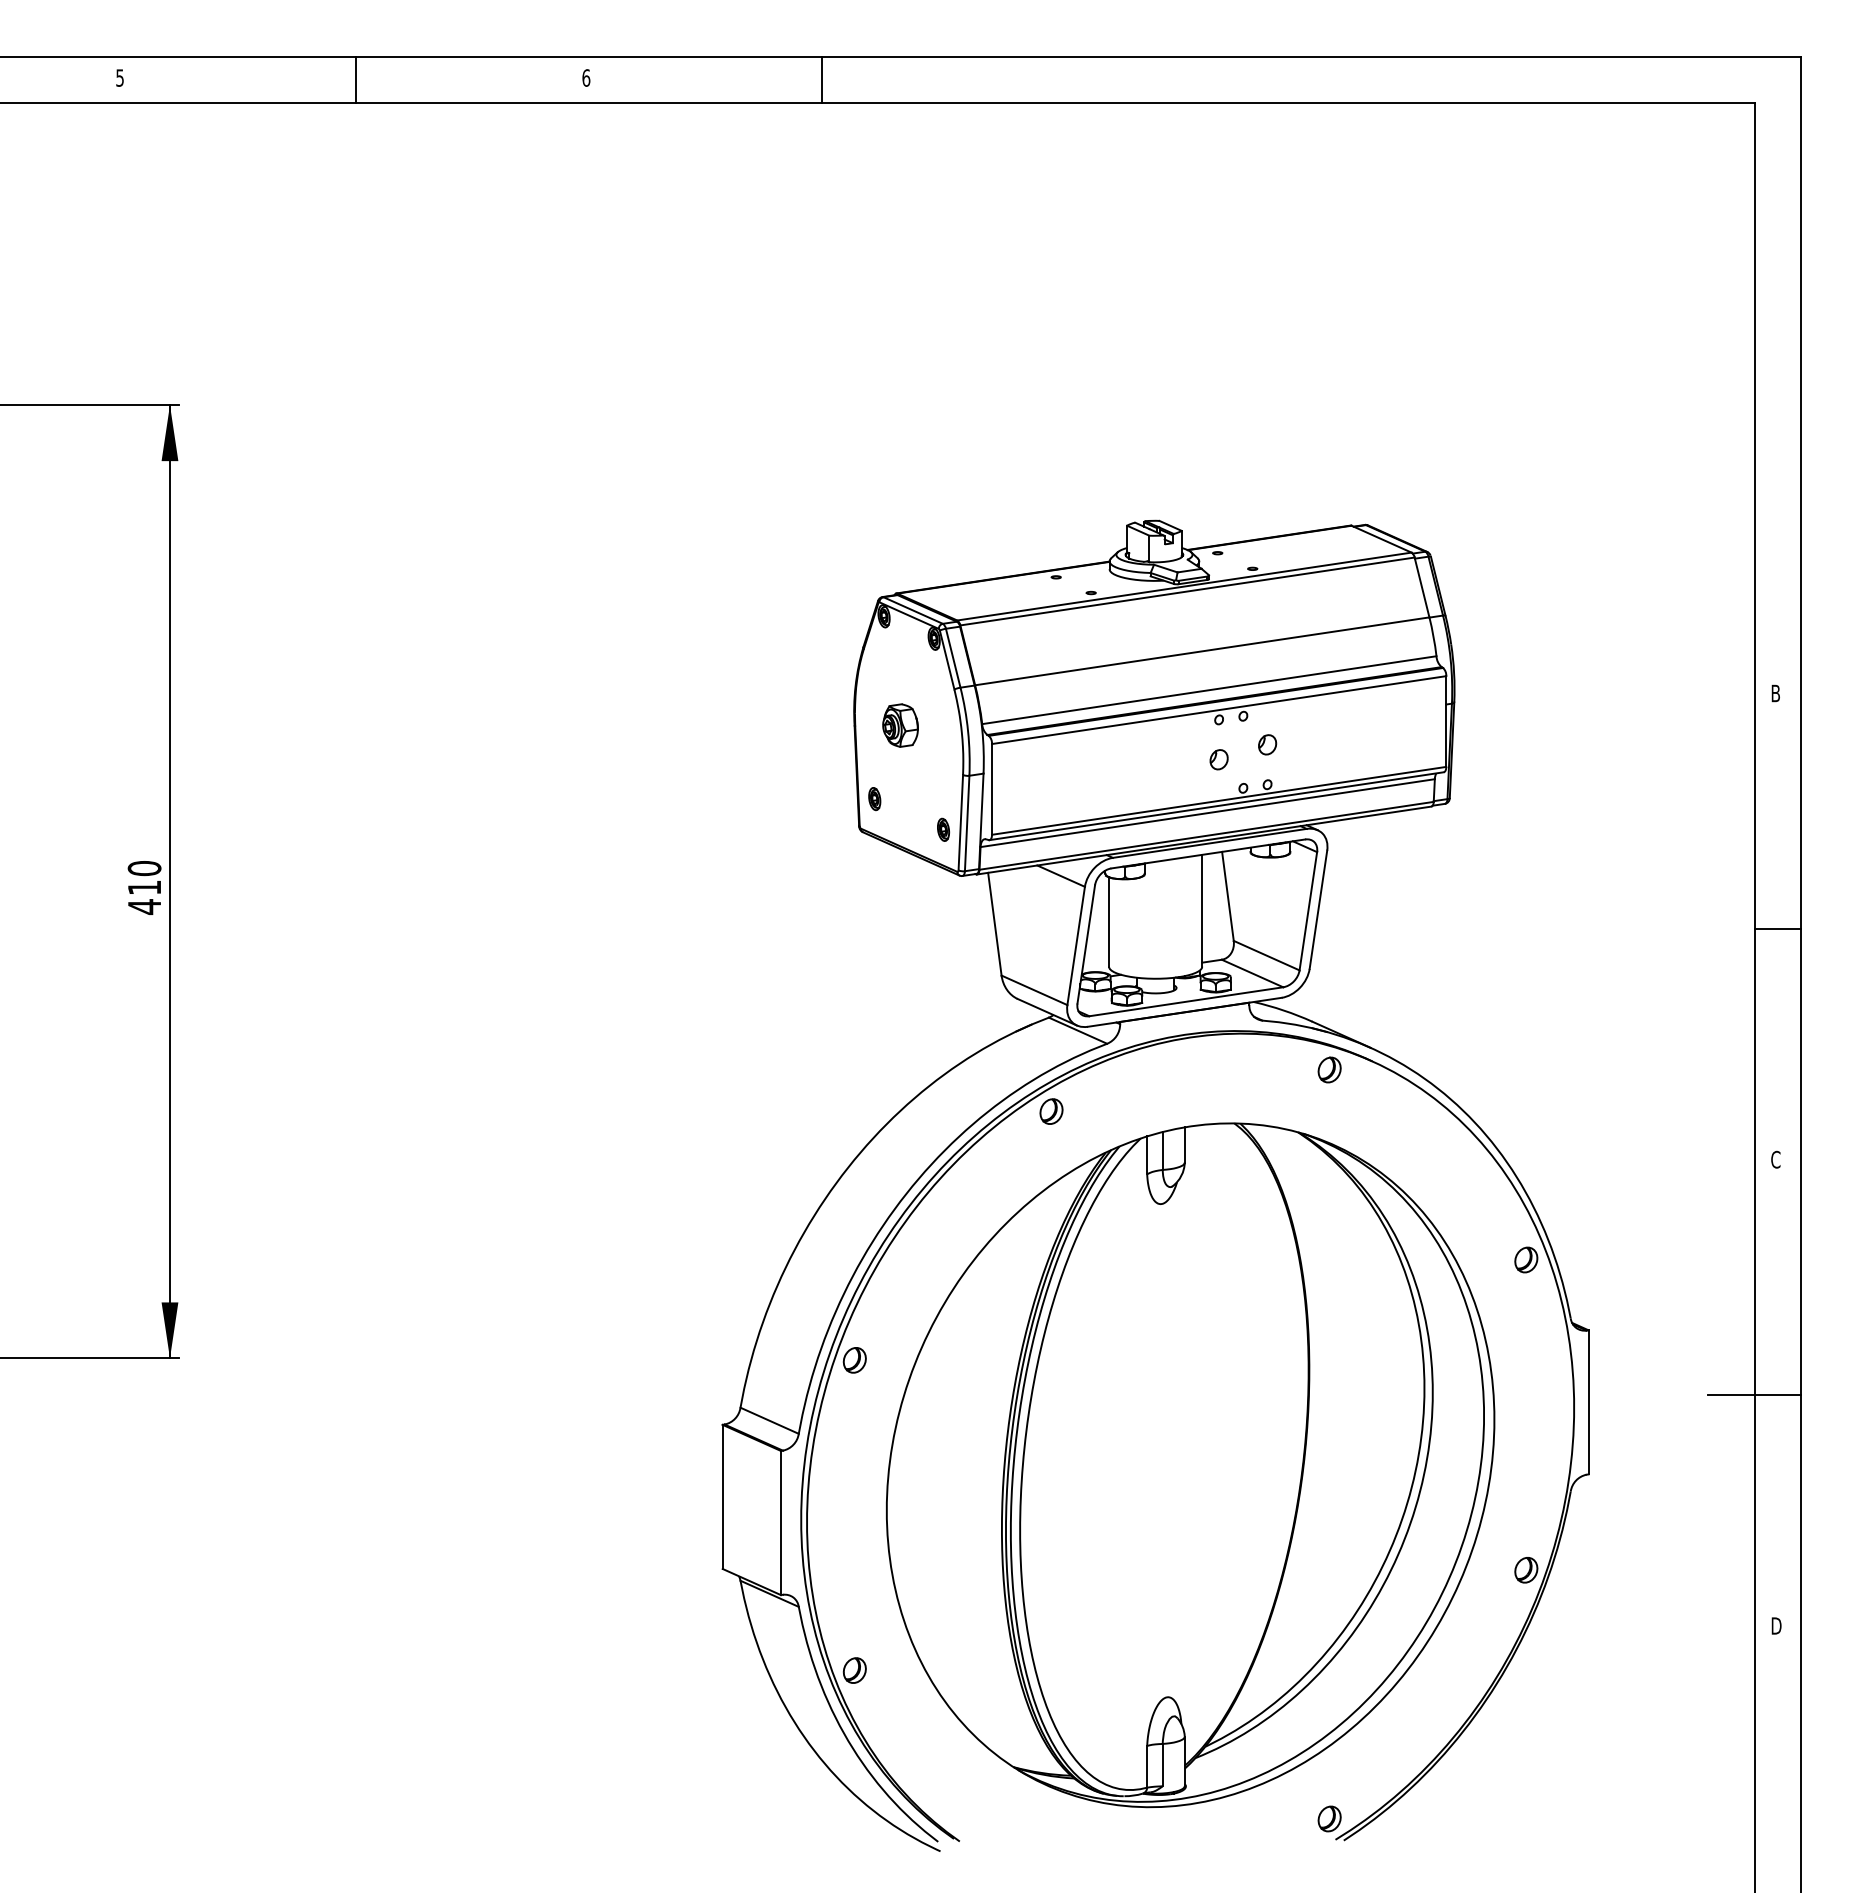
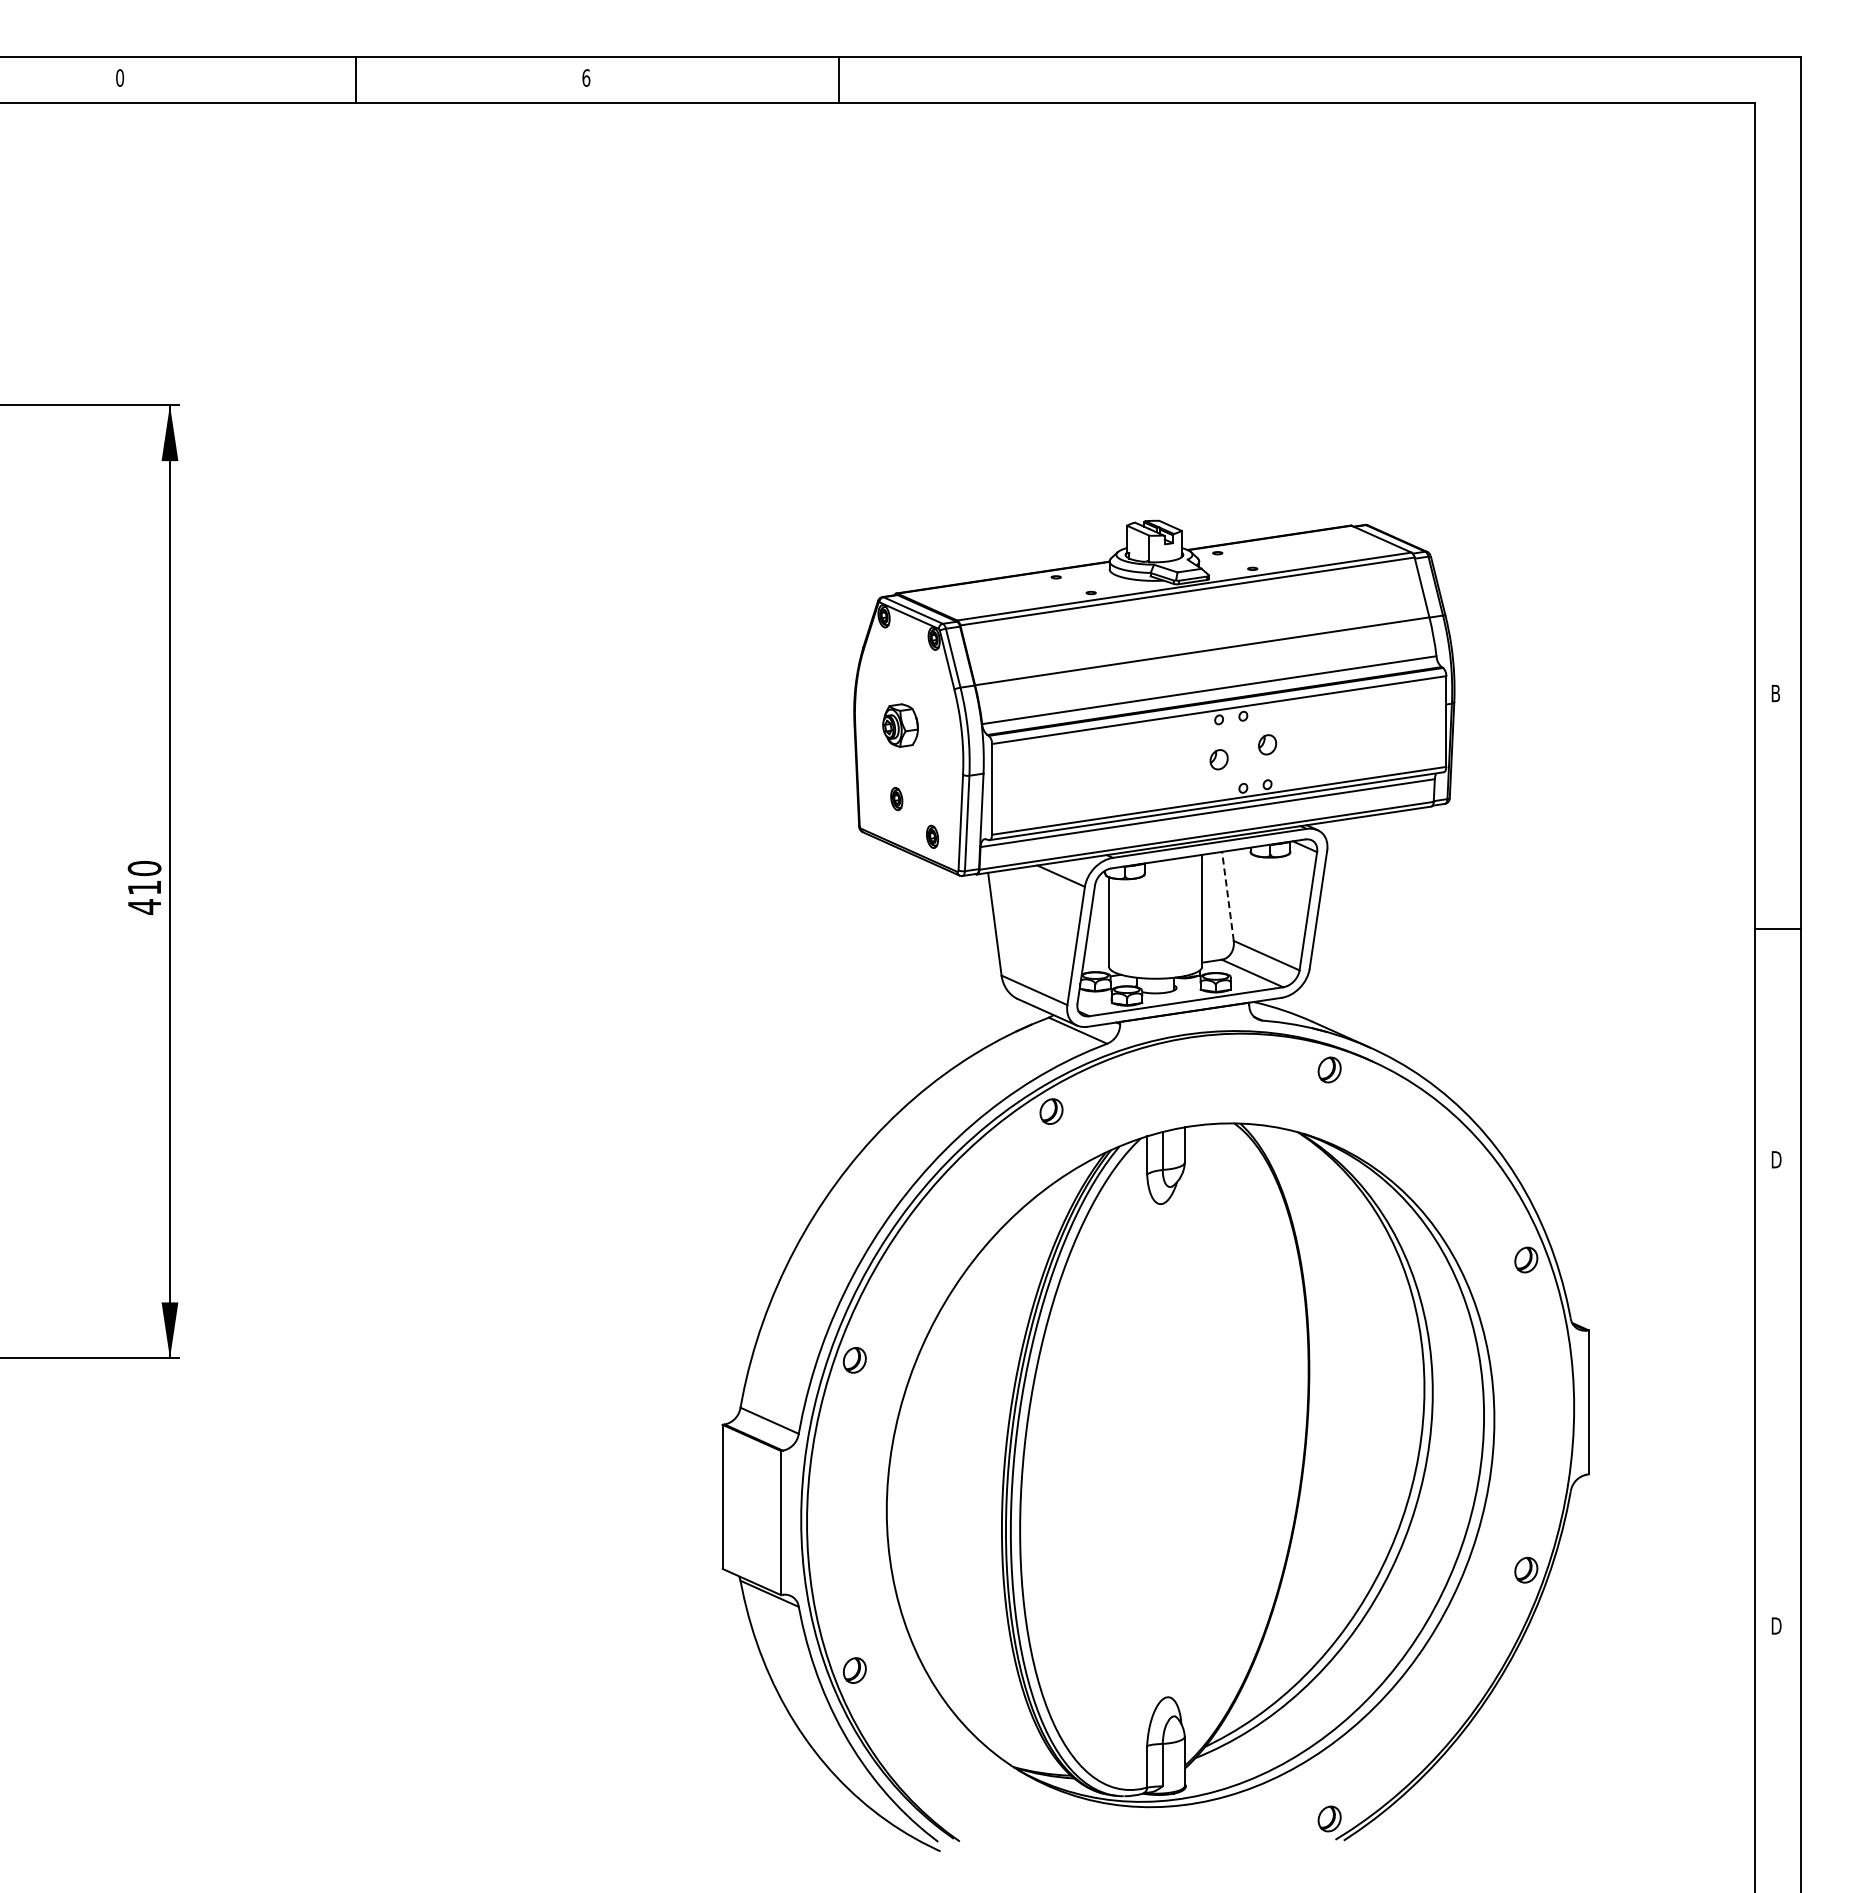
text: 5 -> 0 (120, 77)
line position: (822, 79) -> (839, 79) (839, 79)
part position: (874, 799) -> (896, 799) (896, 799)
part position: (943, 829) -> (932, 836) (932, 836)
line: solid -> dashed (1227, 896)
text: C -> D (1776, 1159)
line: present -> none (1754, 1394)
